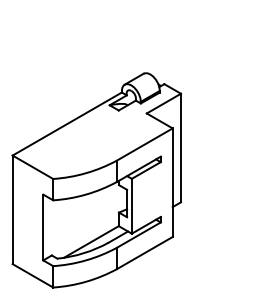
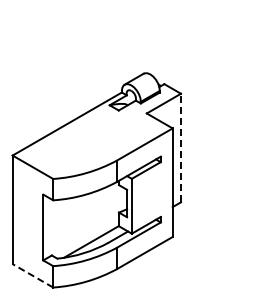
line: solid -> dashed (180, 147)
line: solid -> dashed (32, 275)
